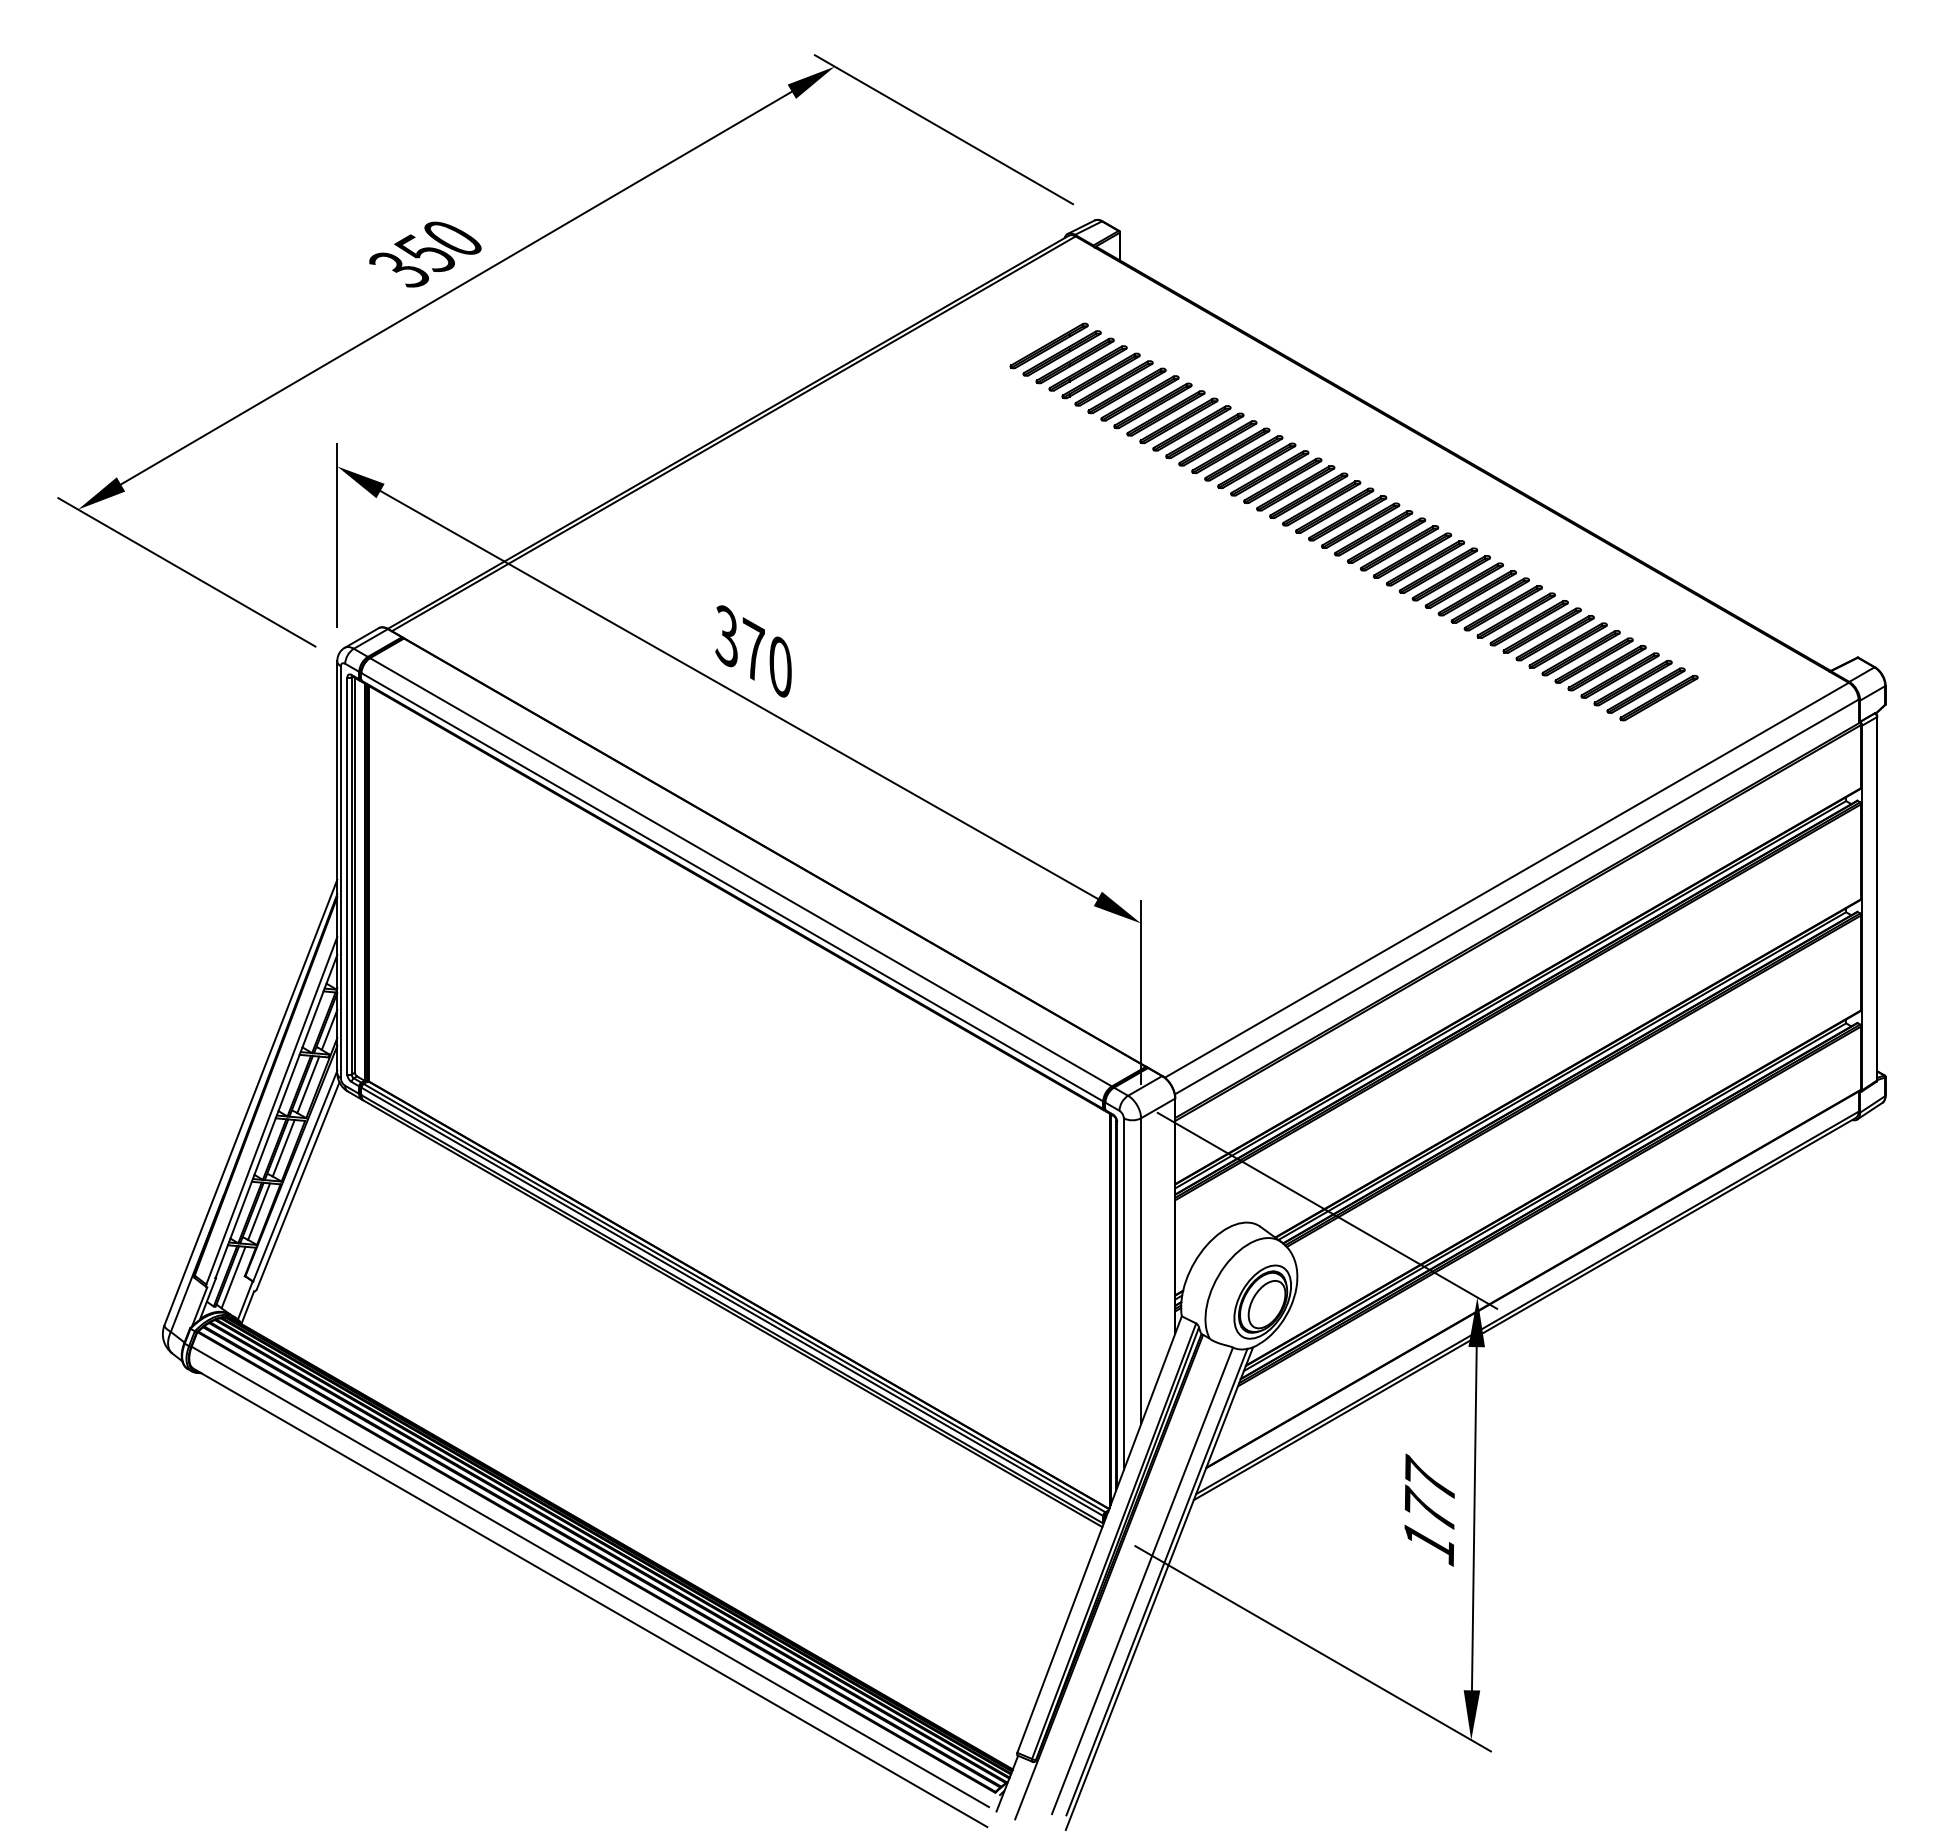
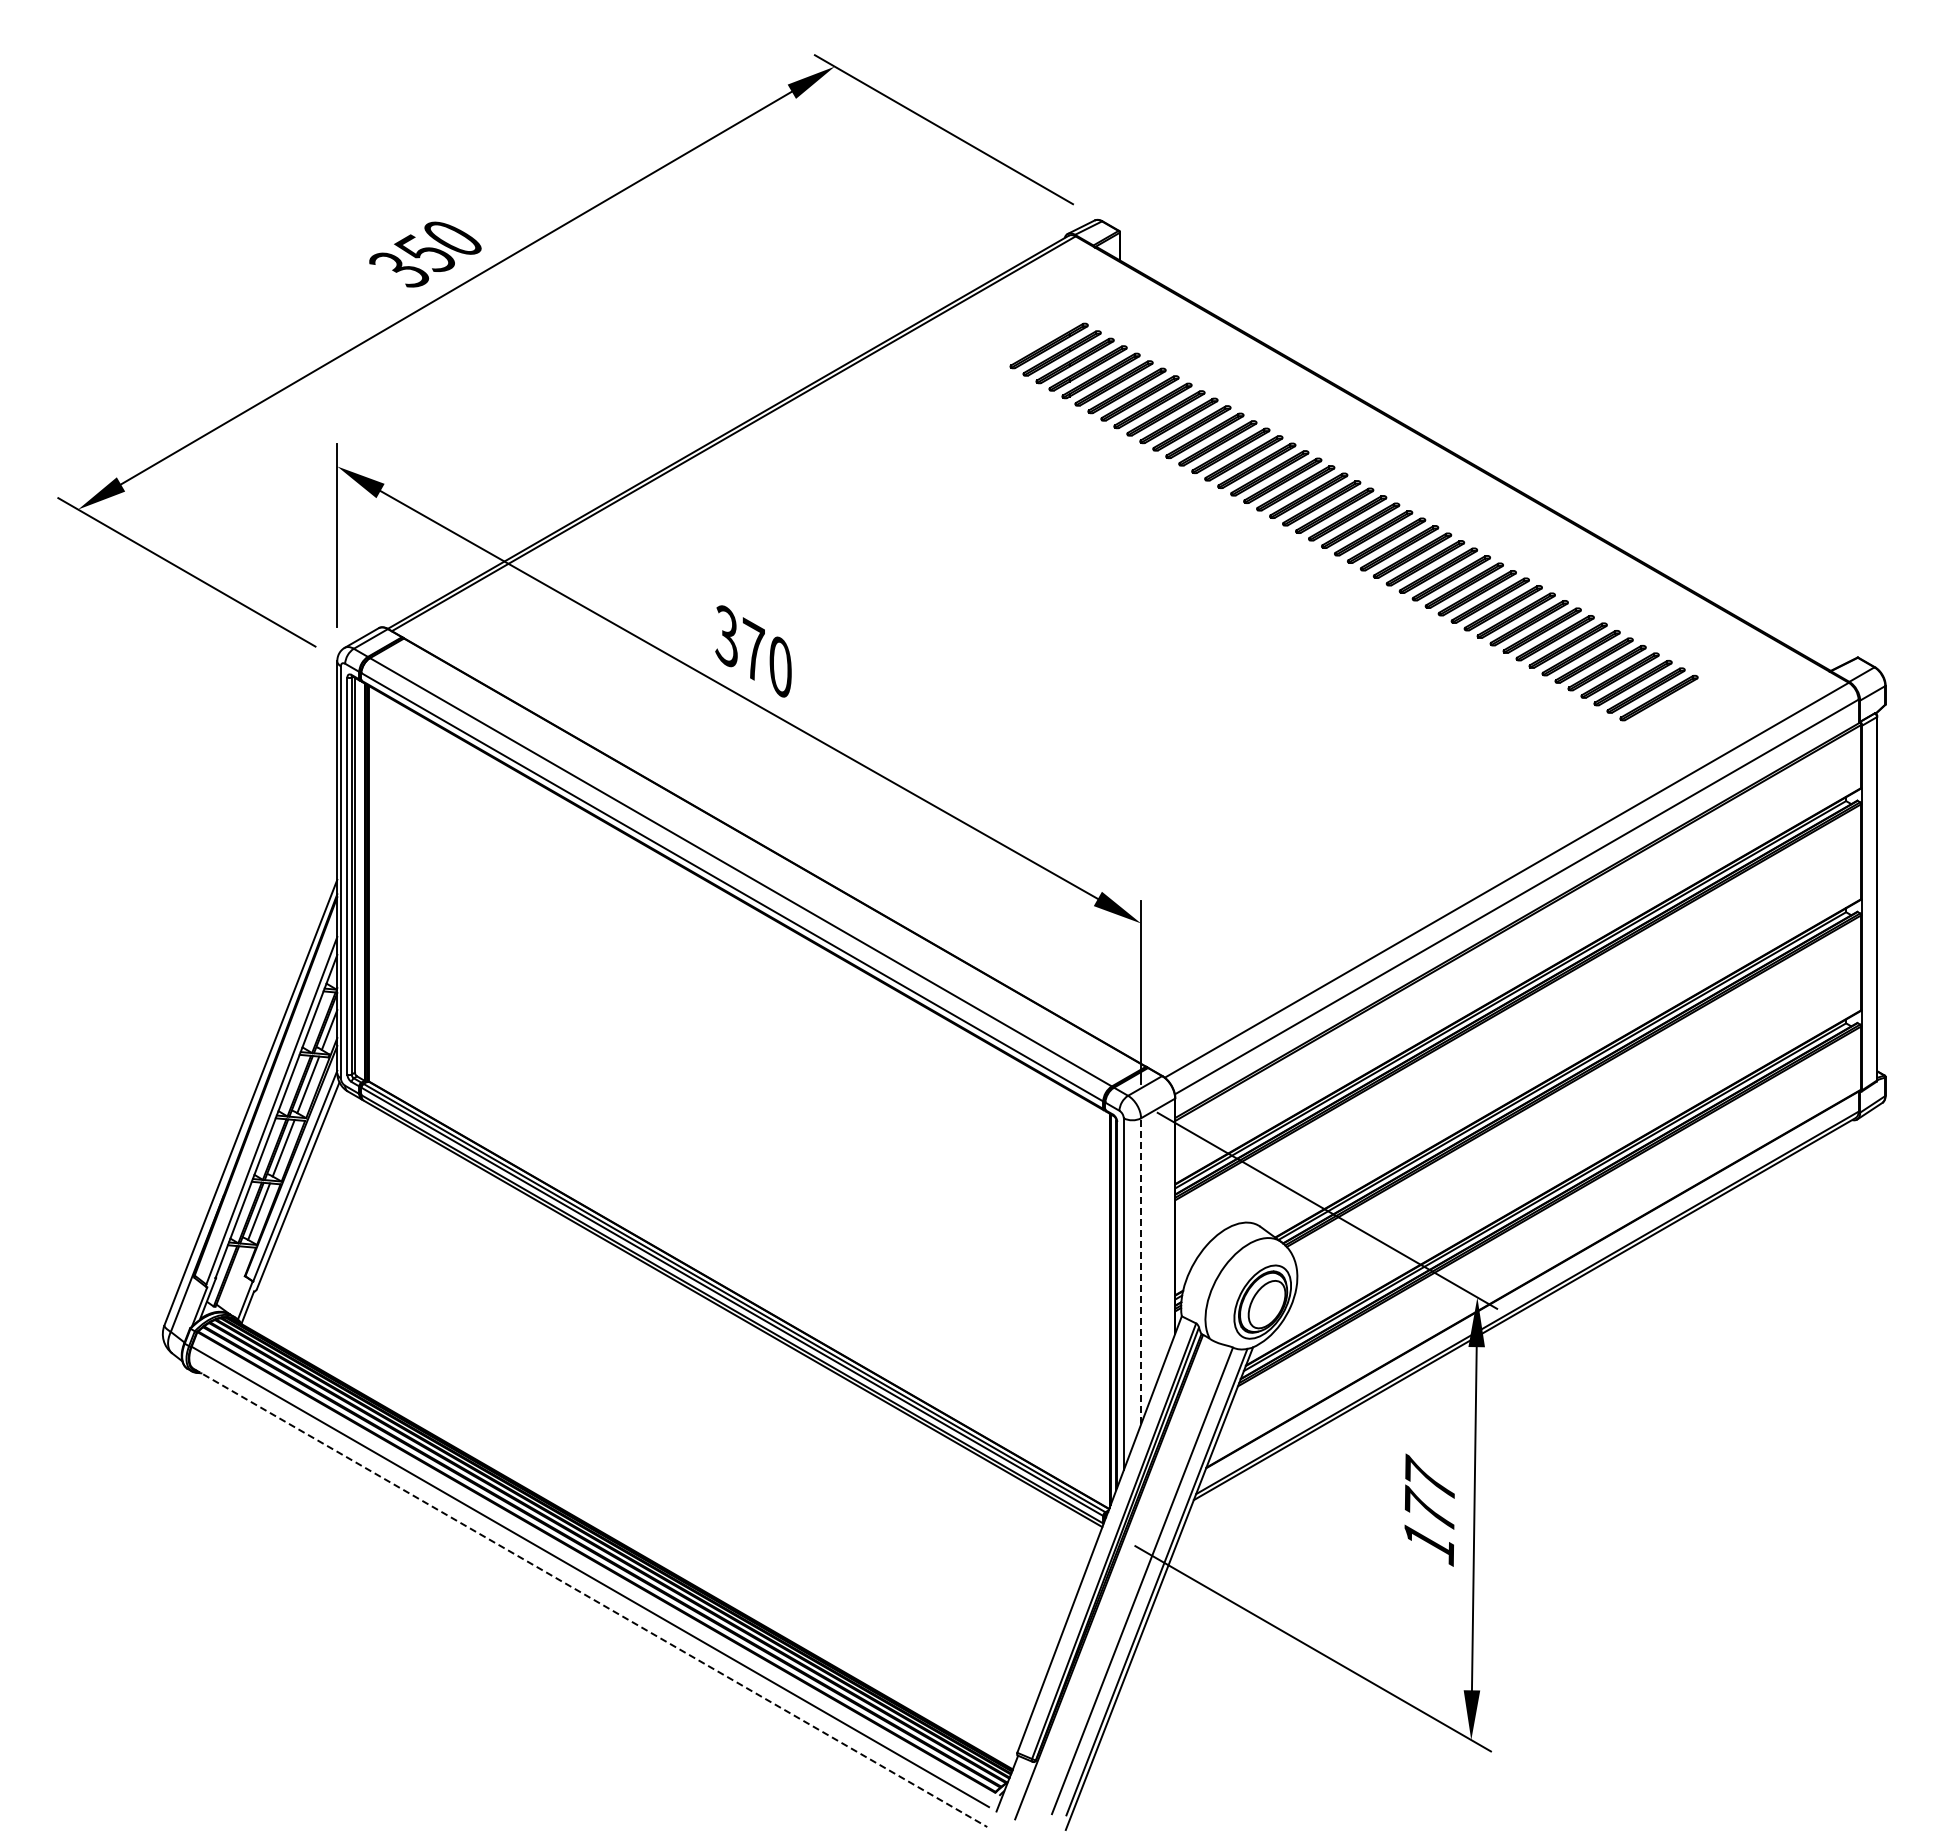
line: solid -> dashed (1141, 1270)
line: present -> none (233, 1277)
line: solid -> dashed (590, 1598)
